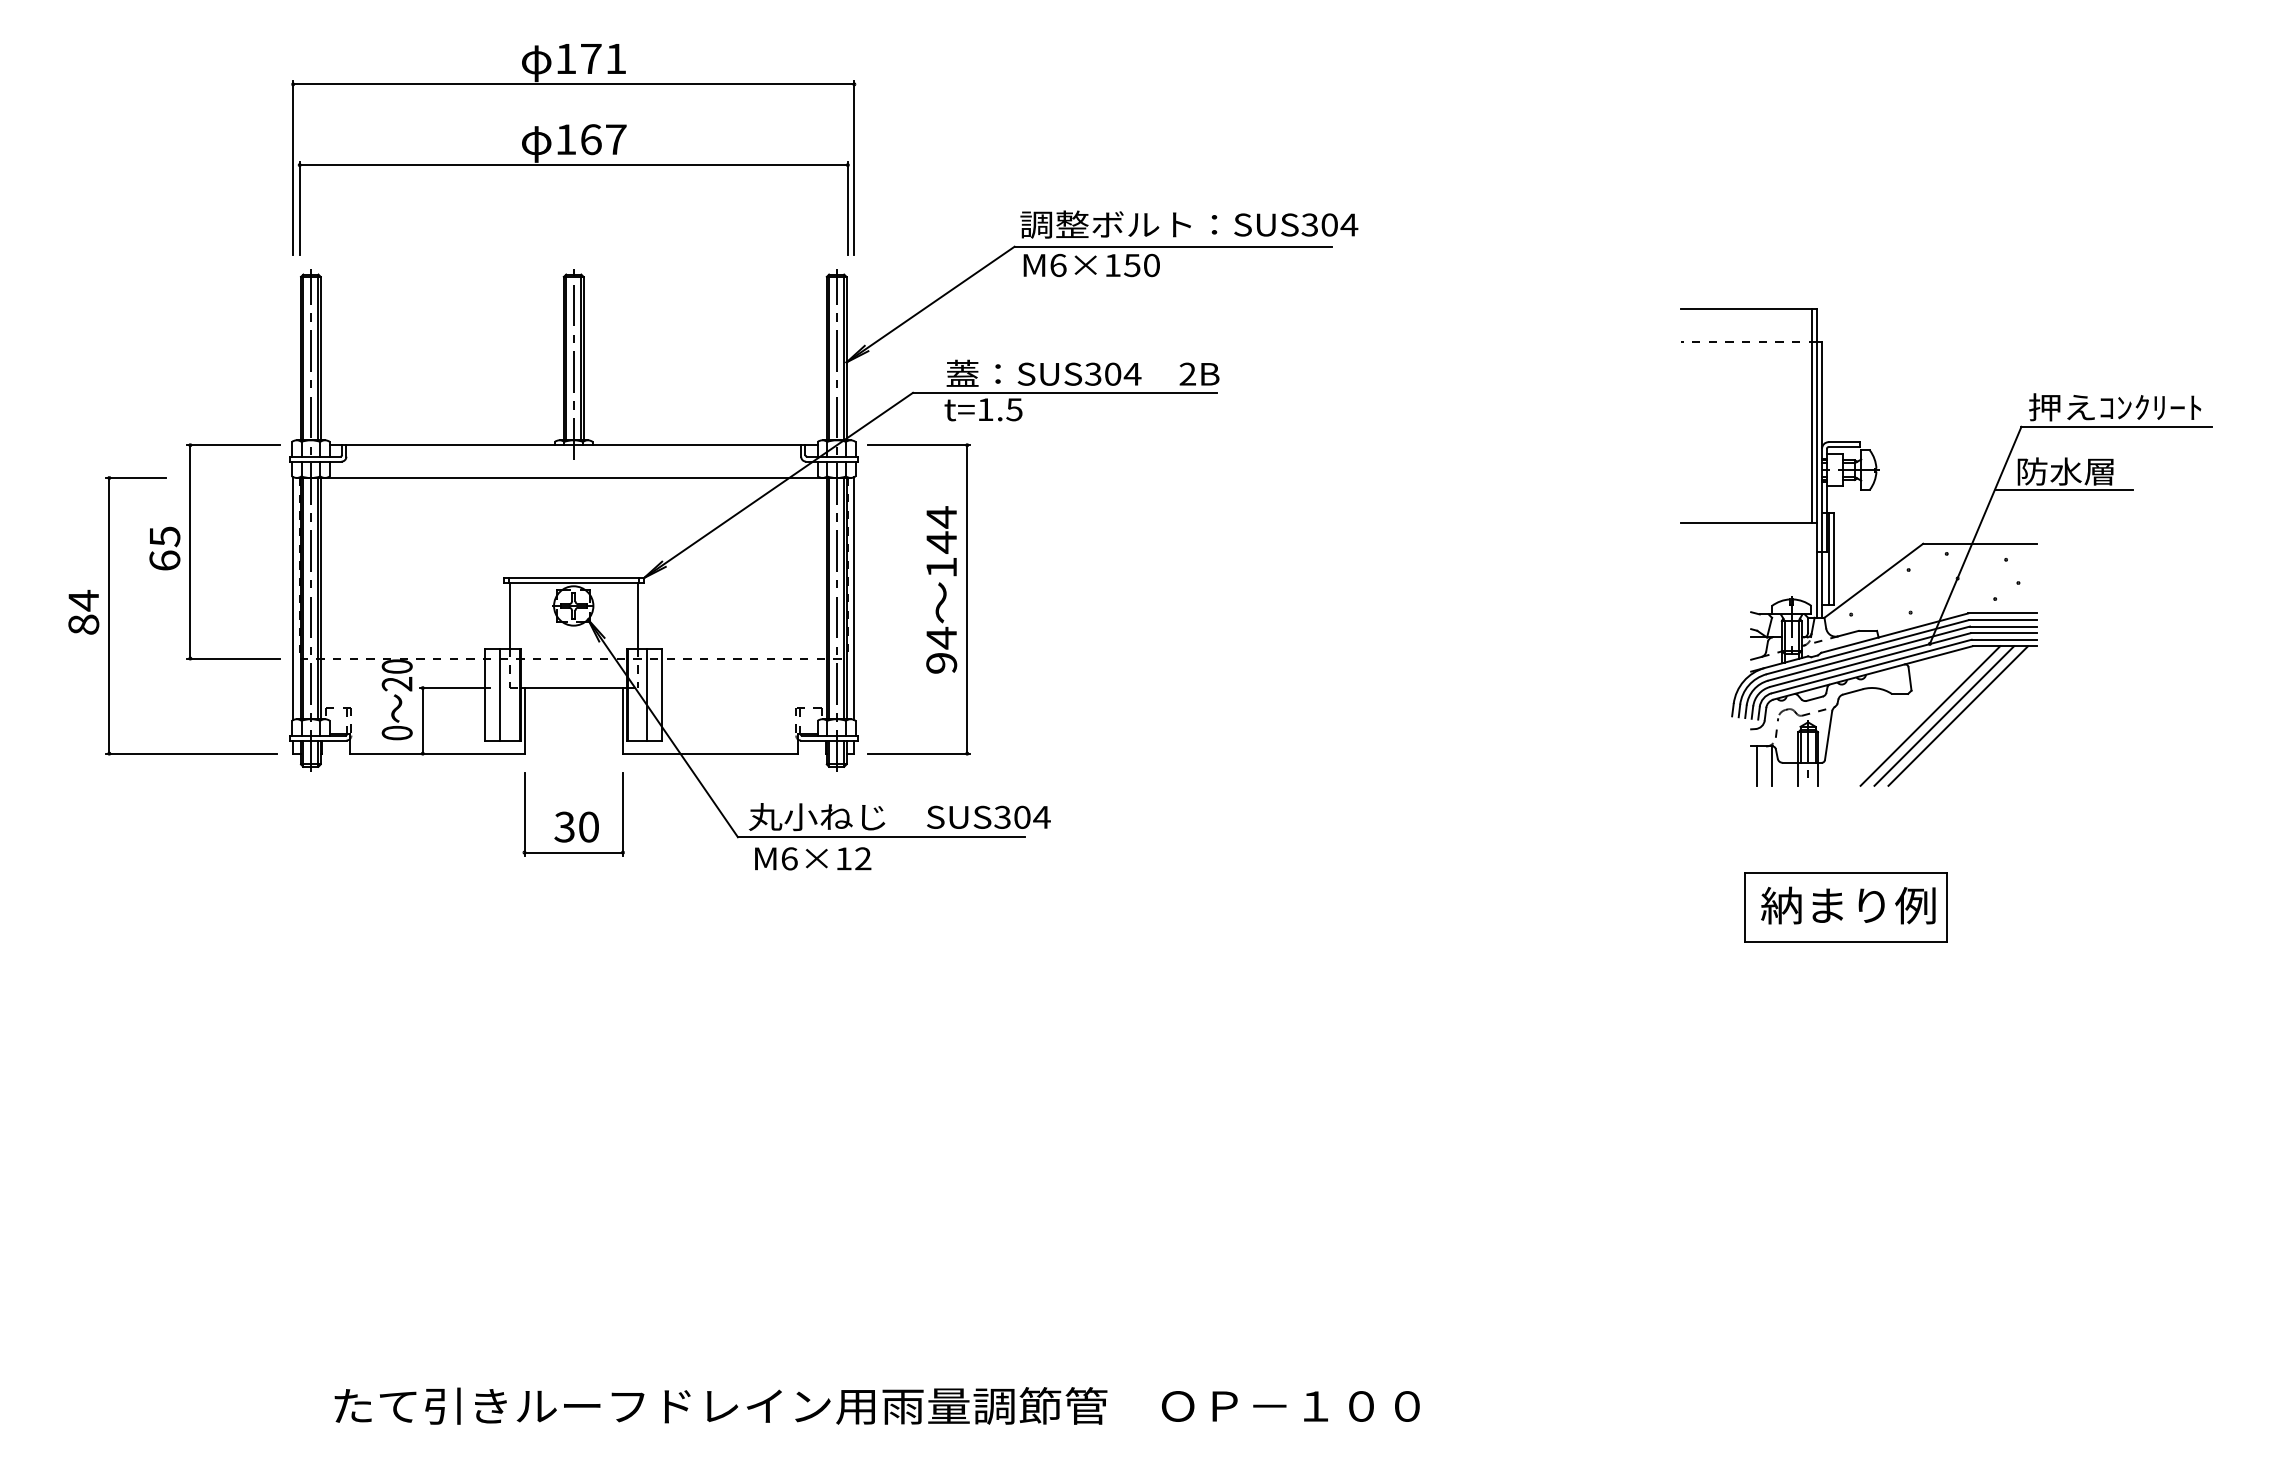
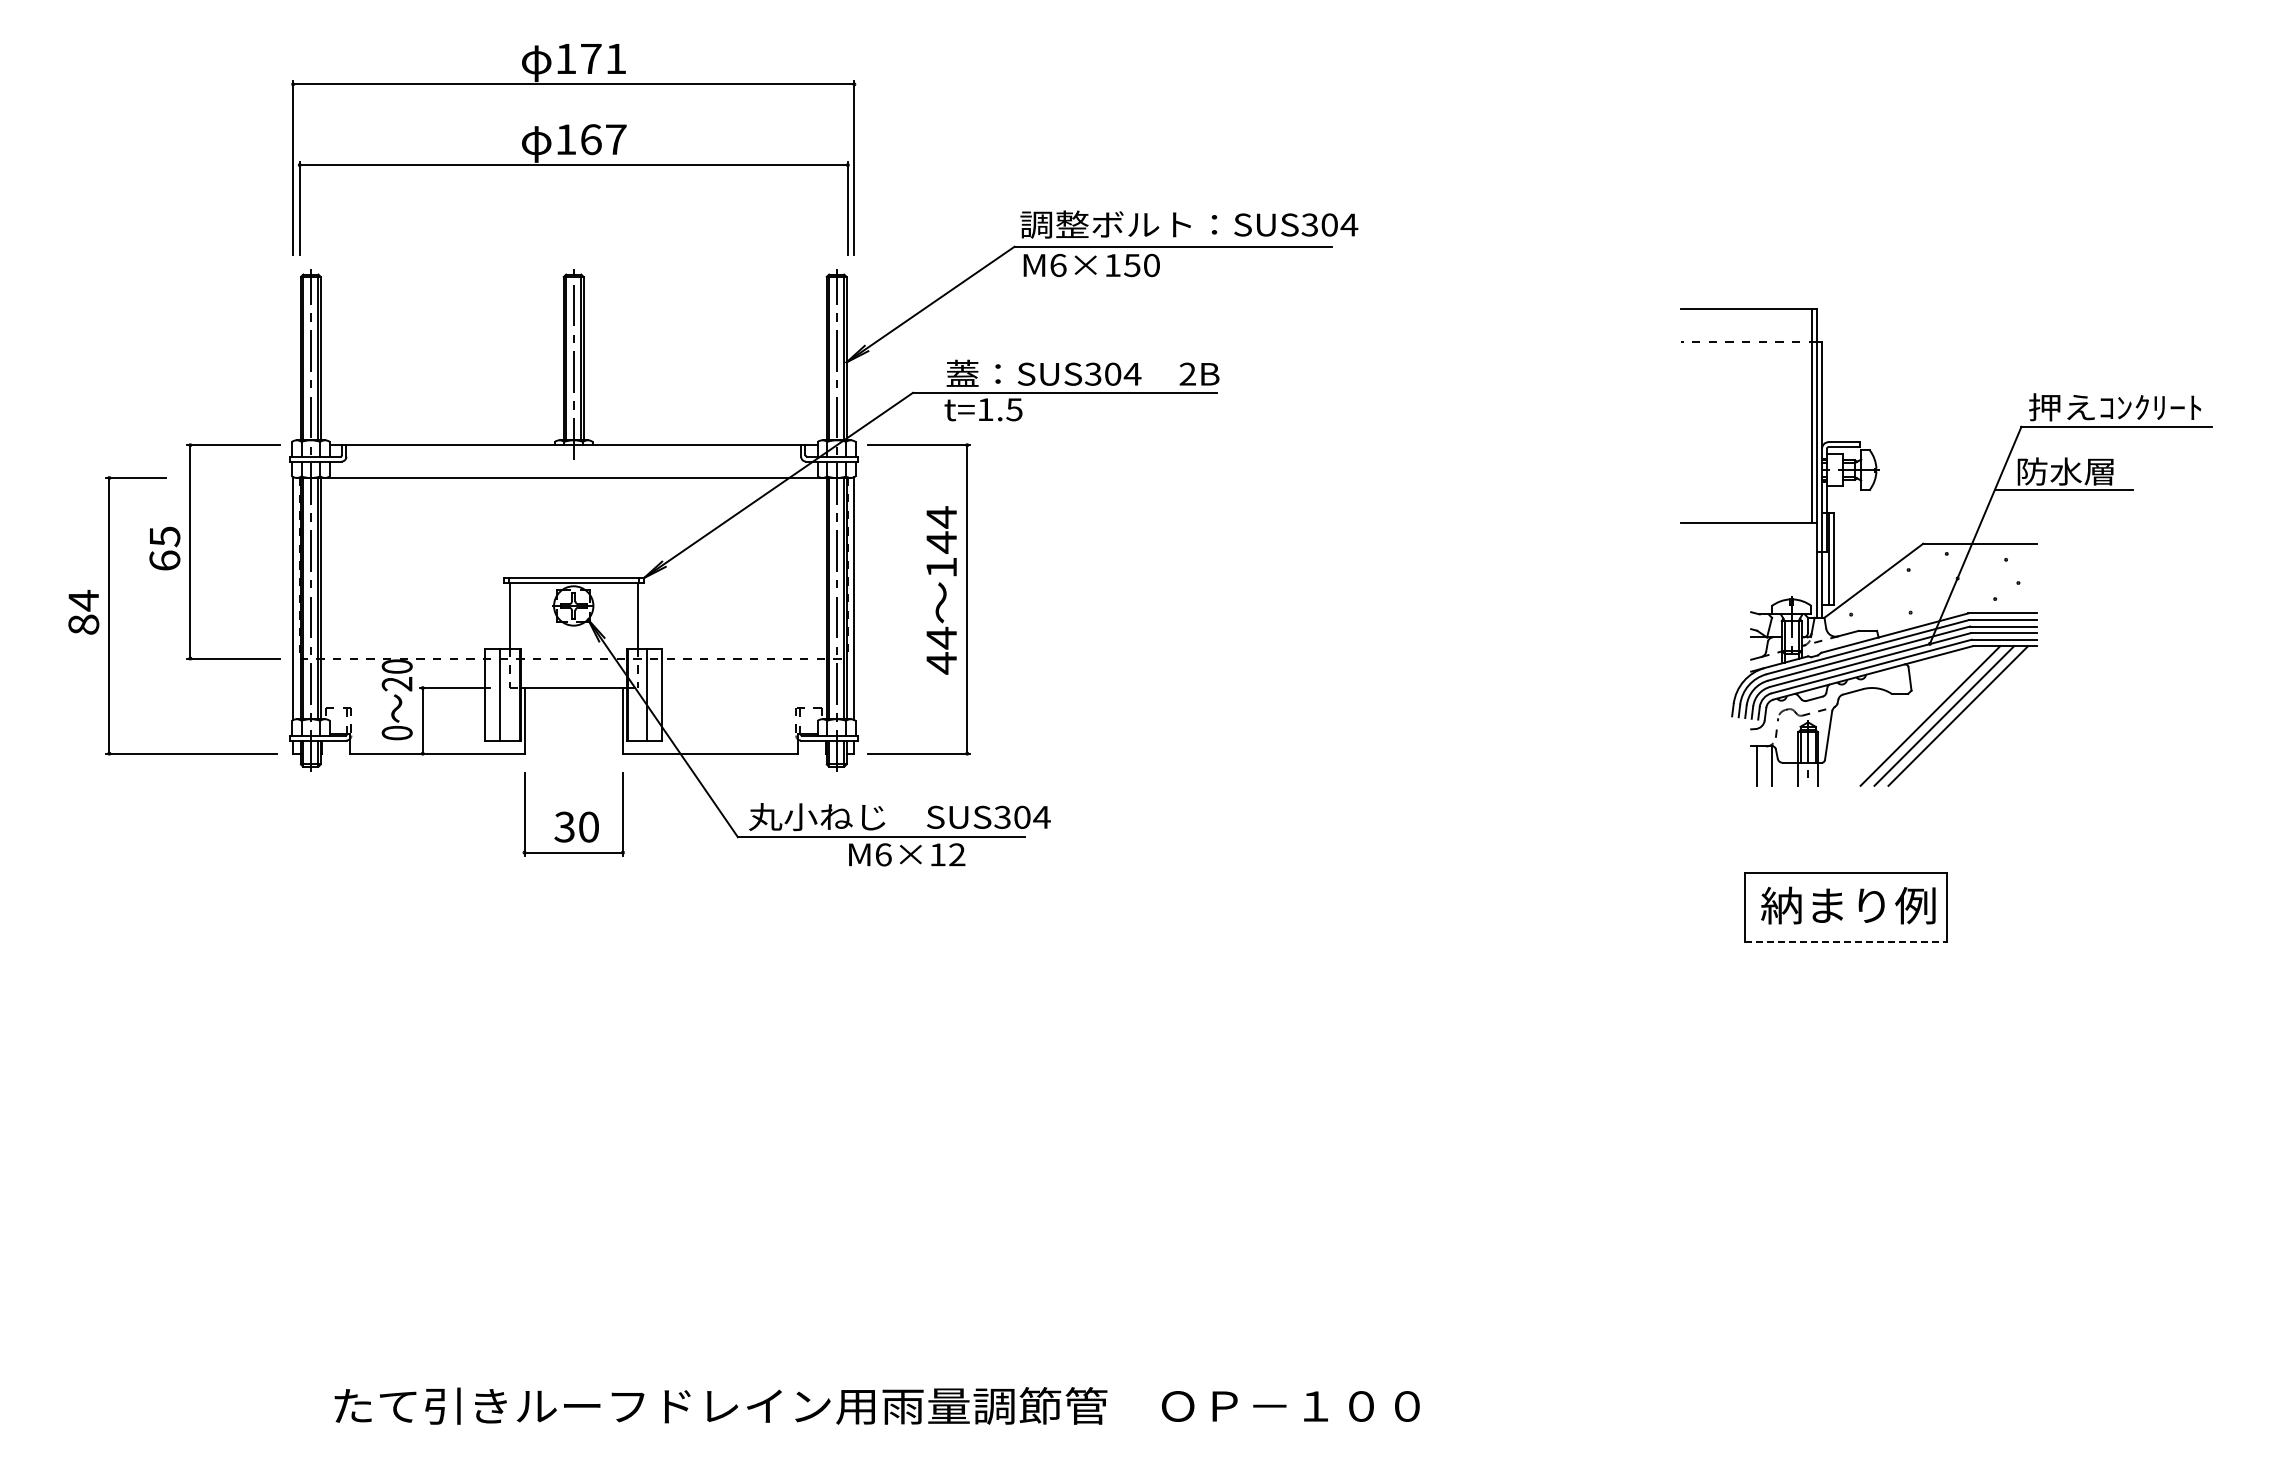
text: 94 -> 44 (941, 663)
text position: (813, 858) -> (907, 854) (907, 854)
line: solid -> dashed (1845, 941)
